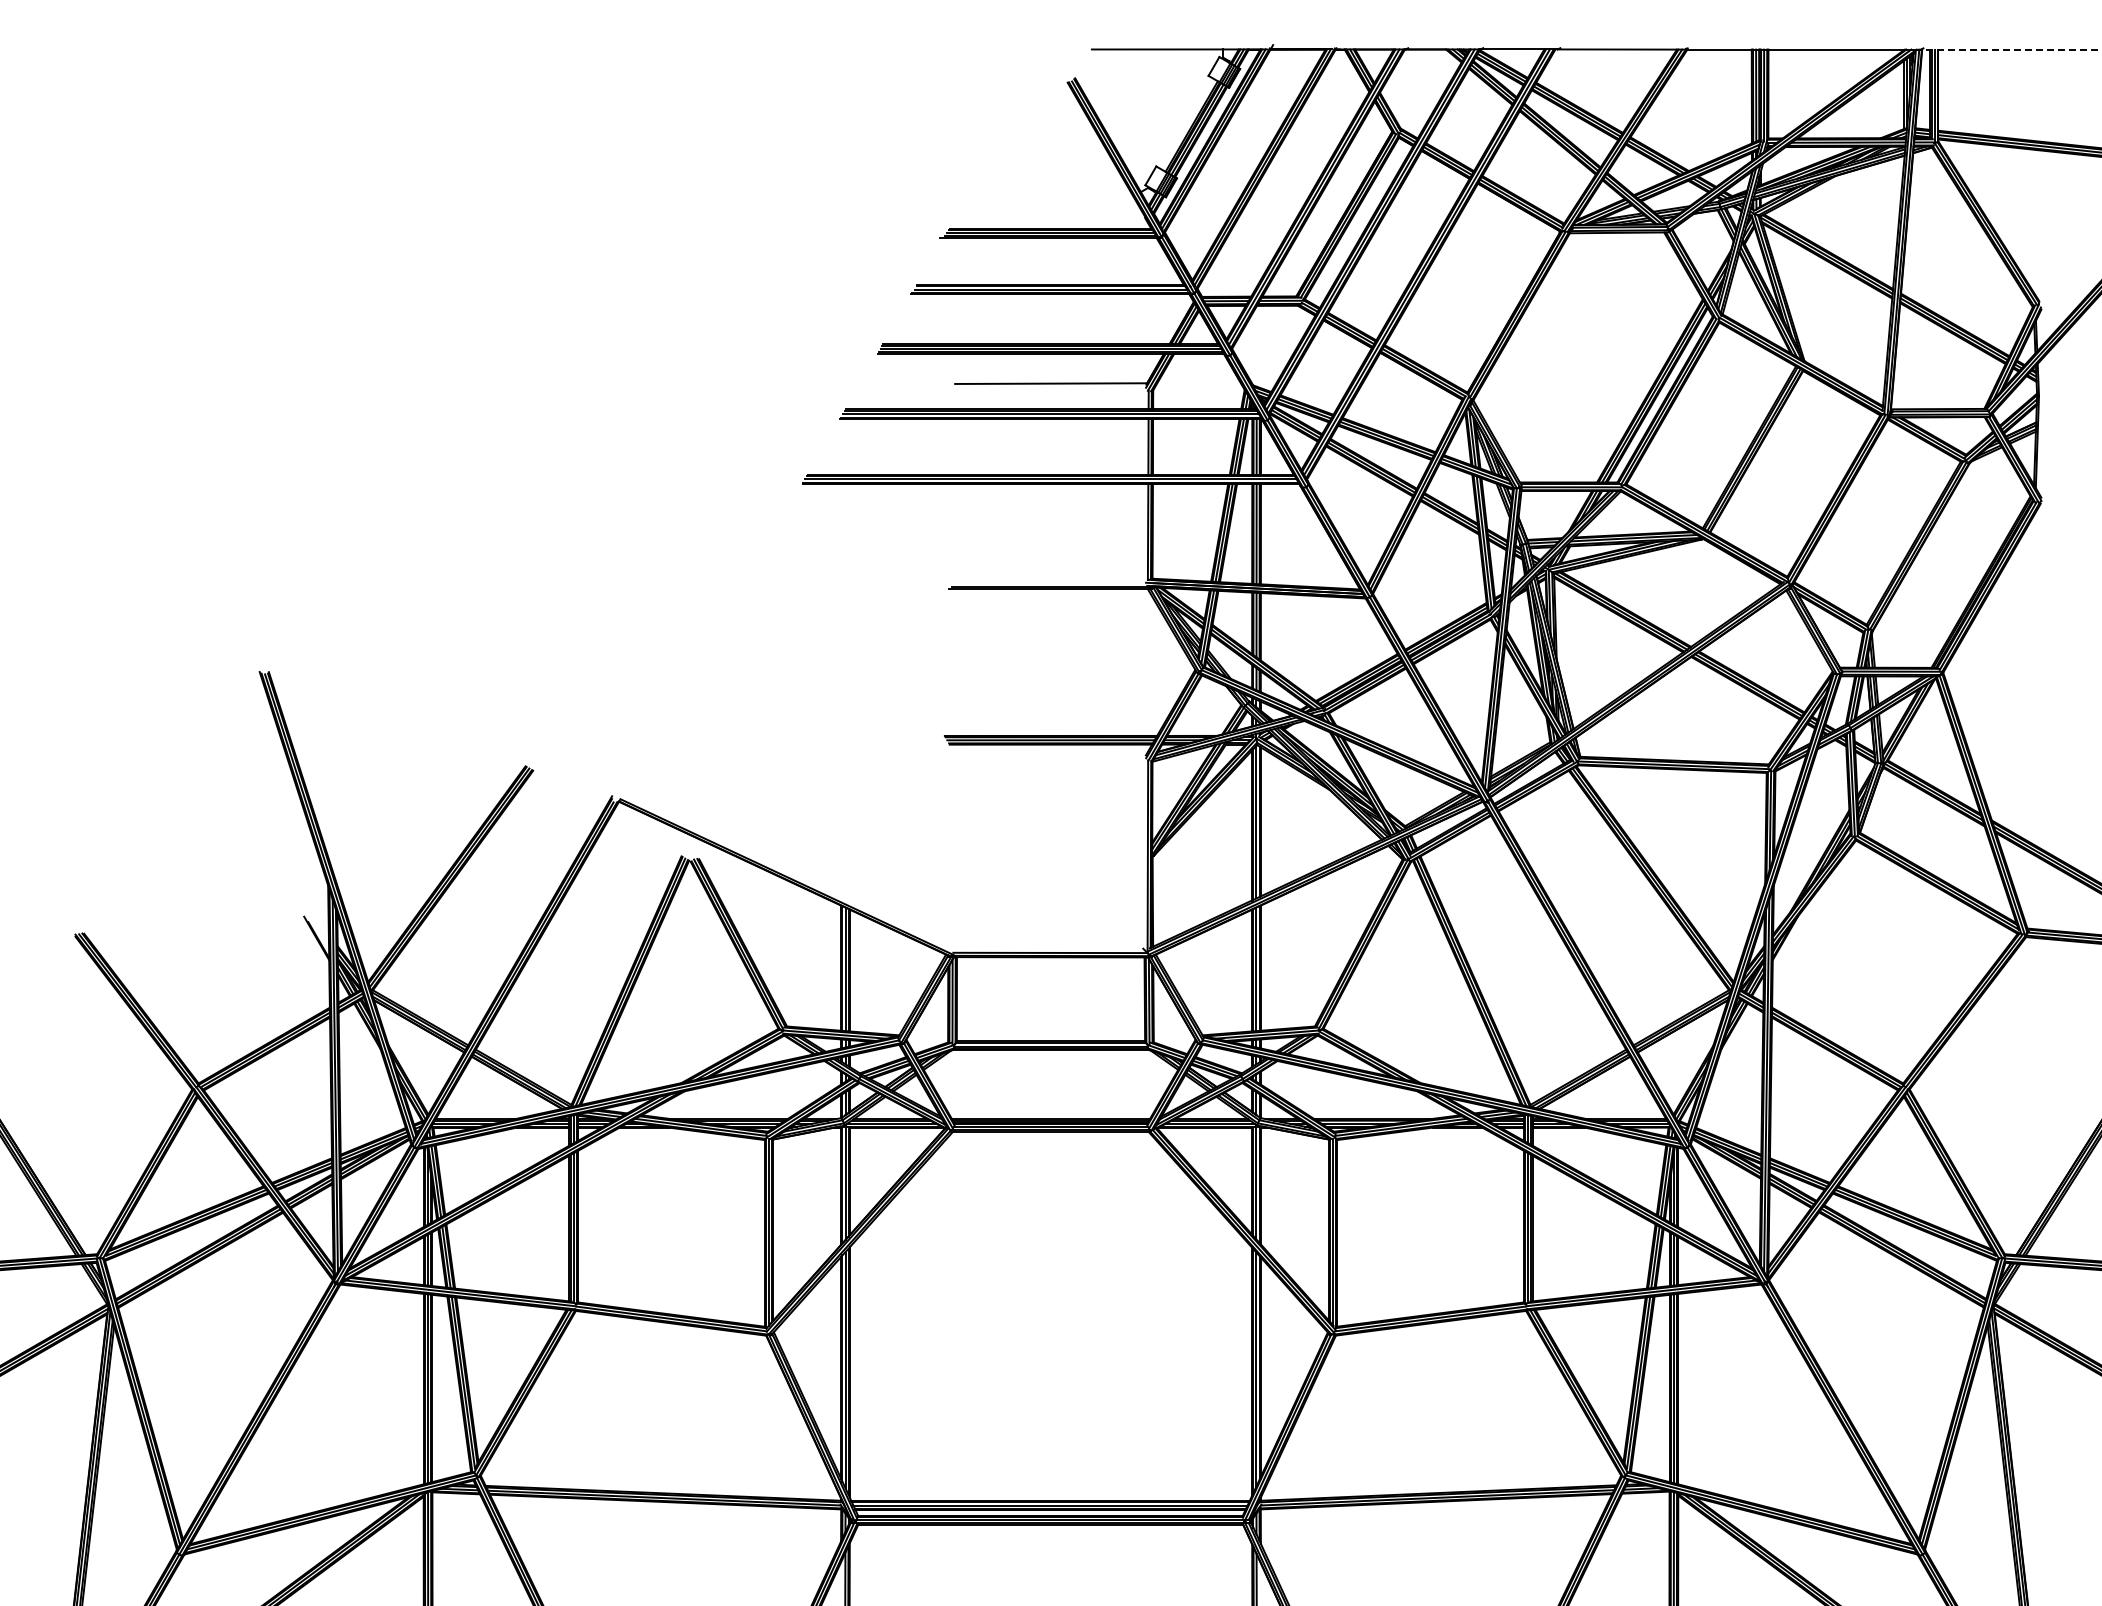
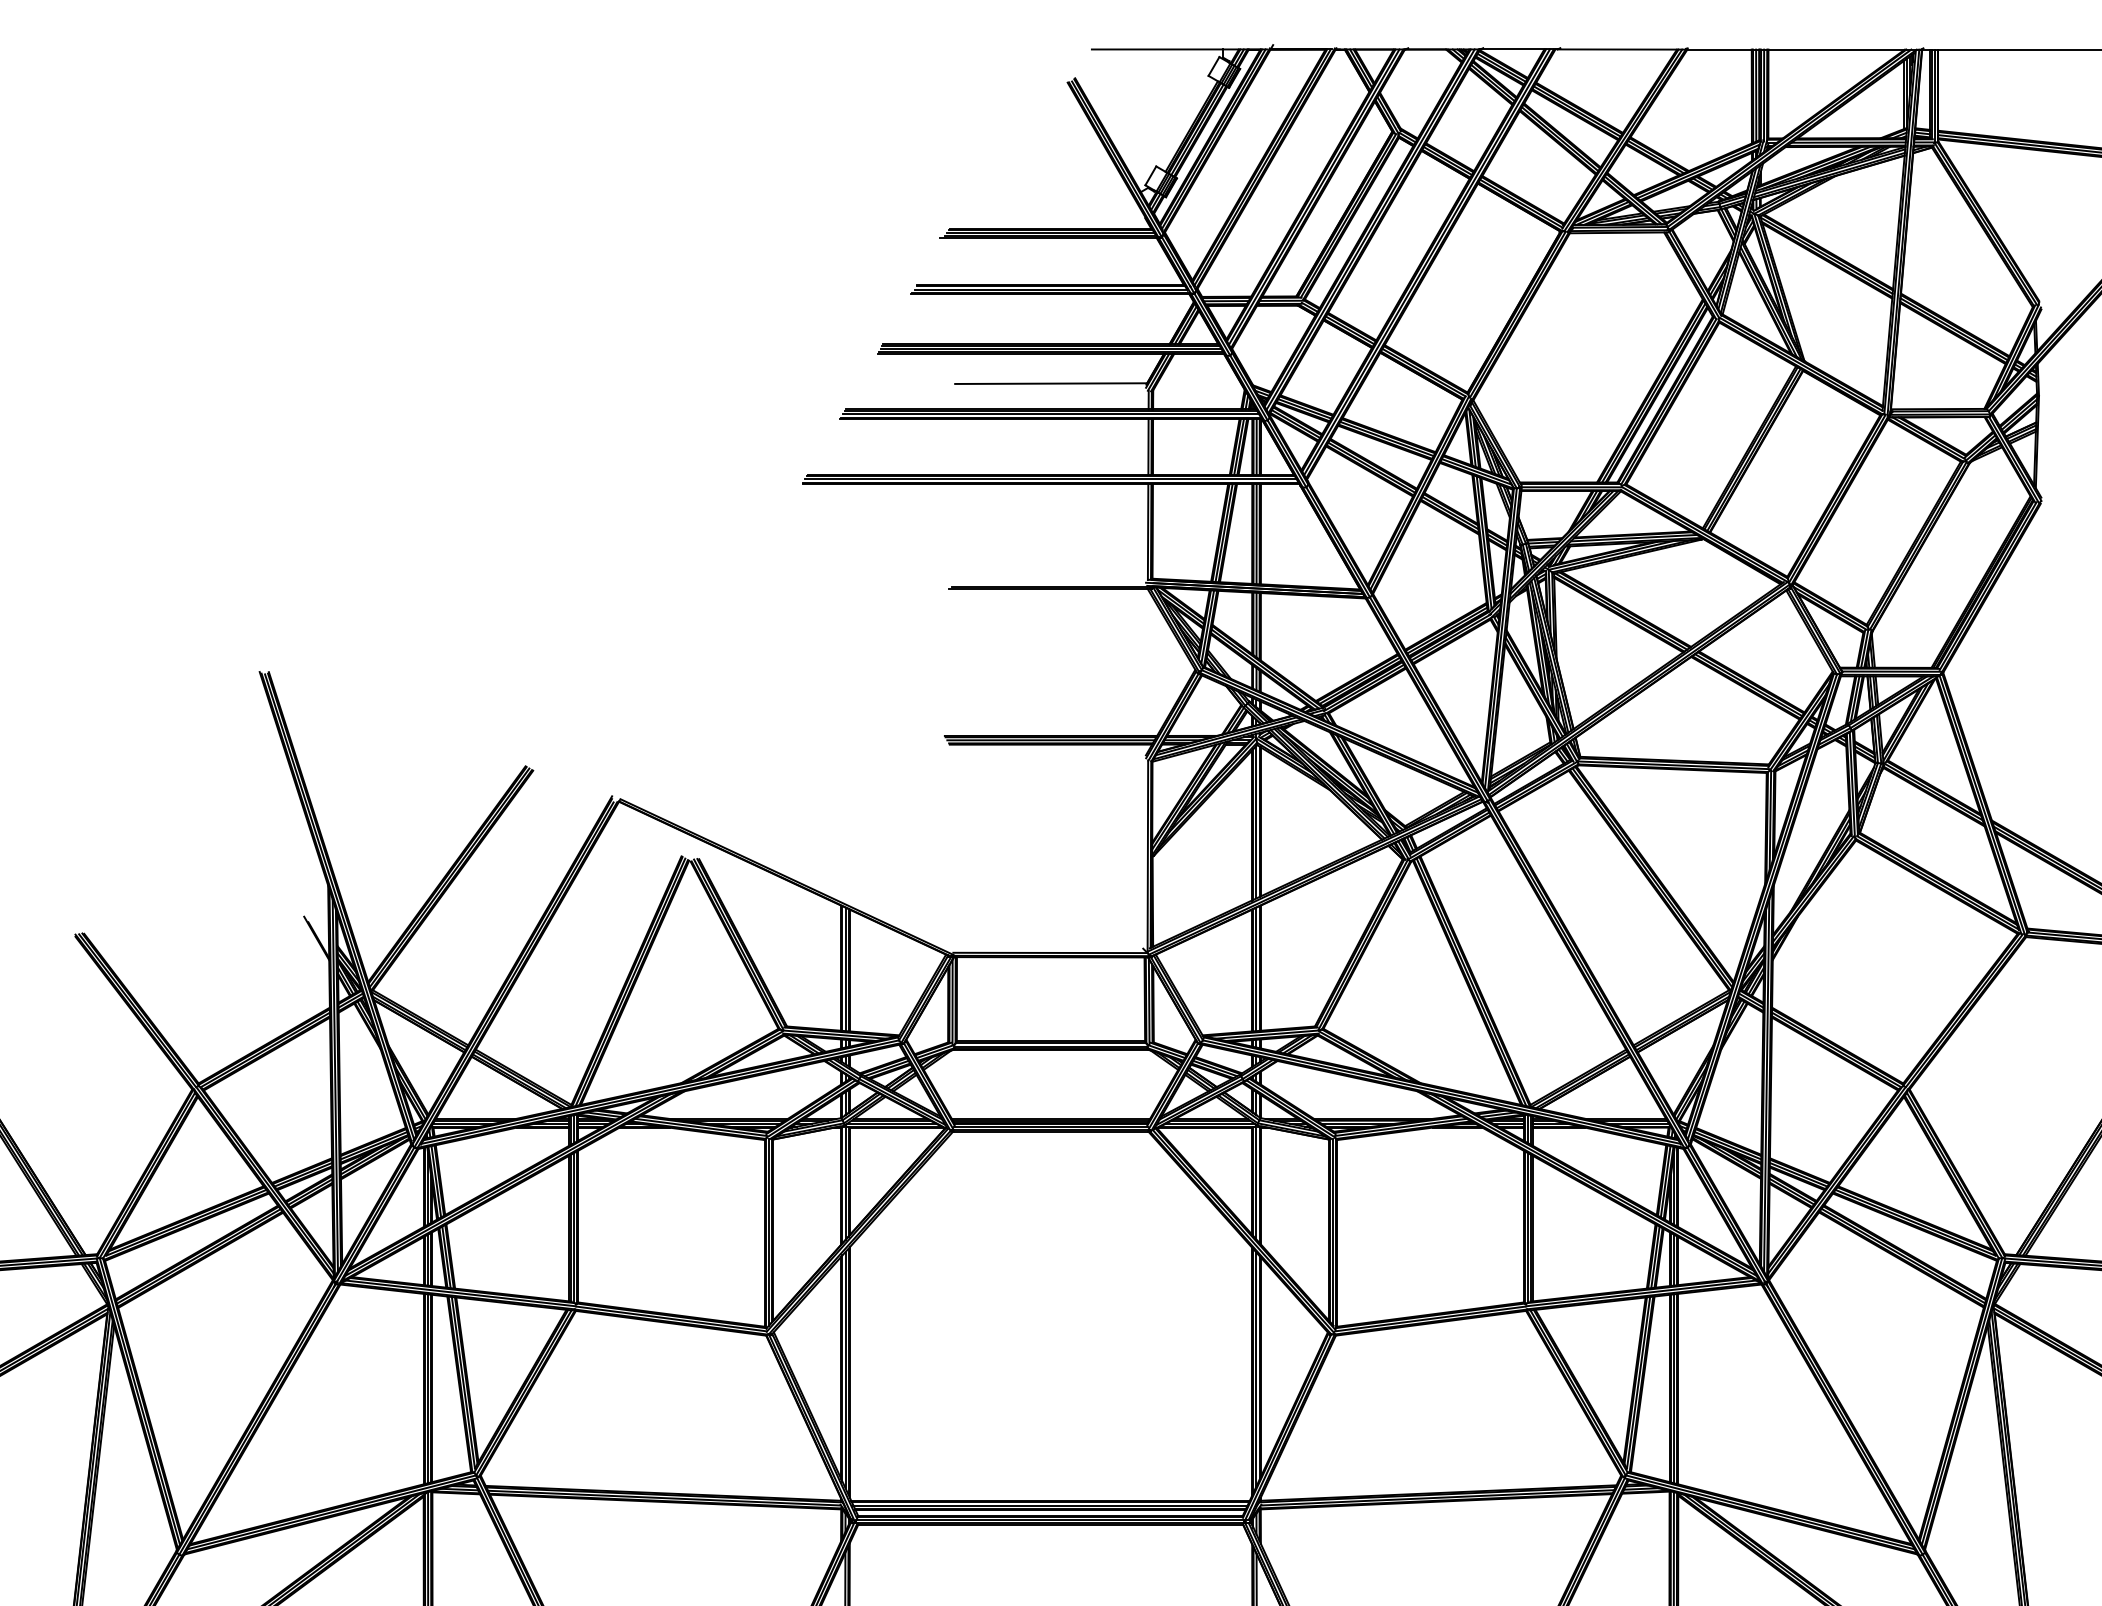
line: dashed -> solid (2010, 49)
